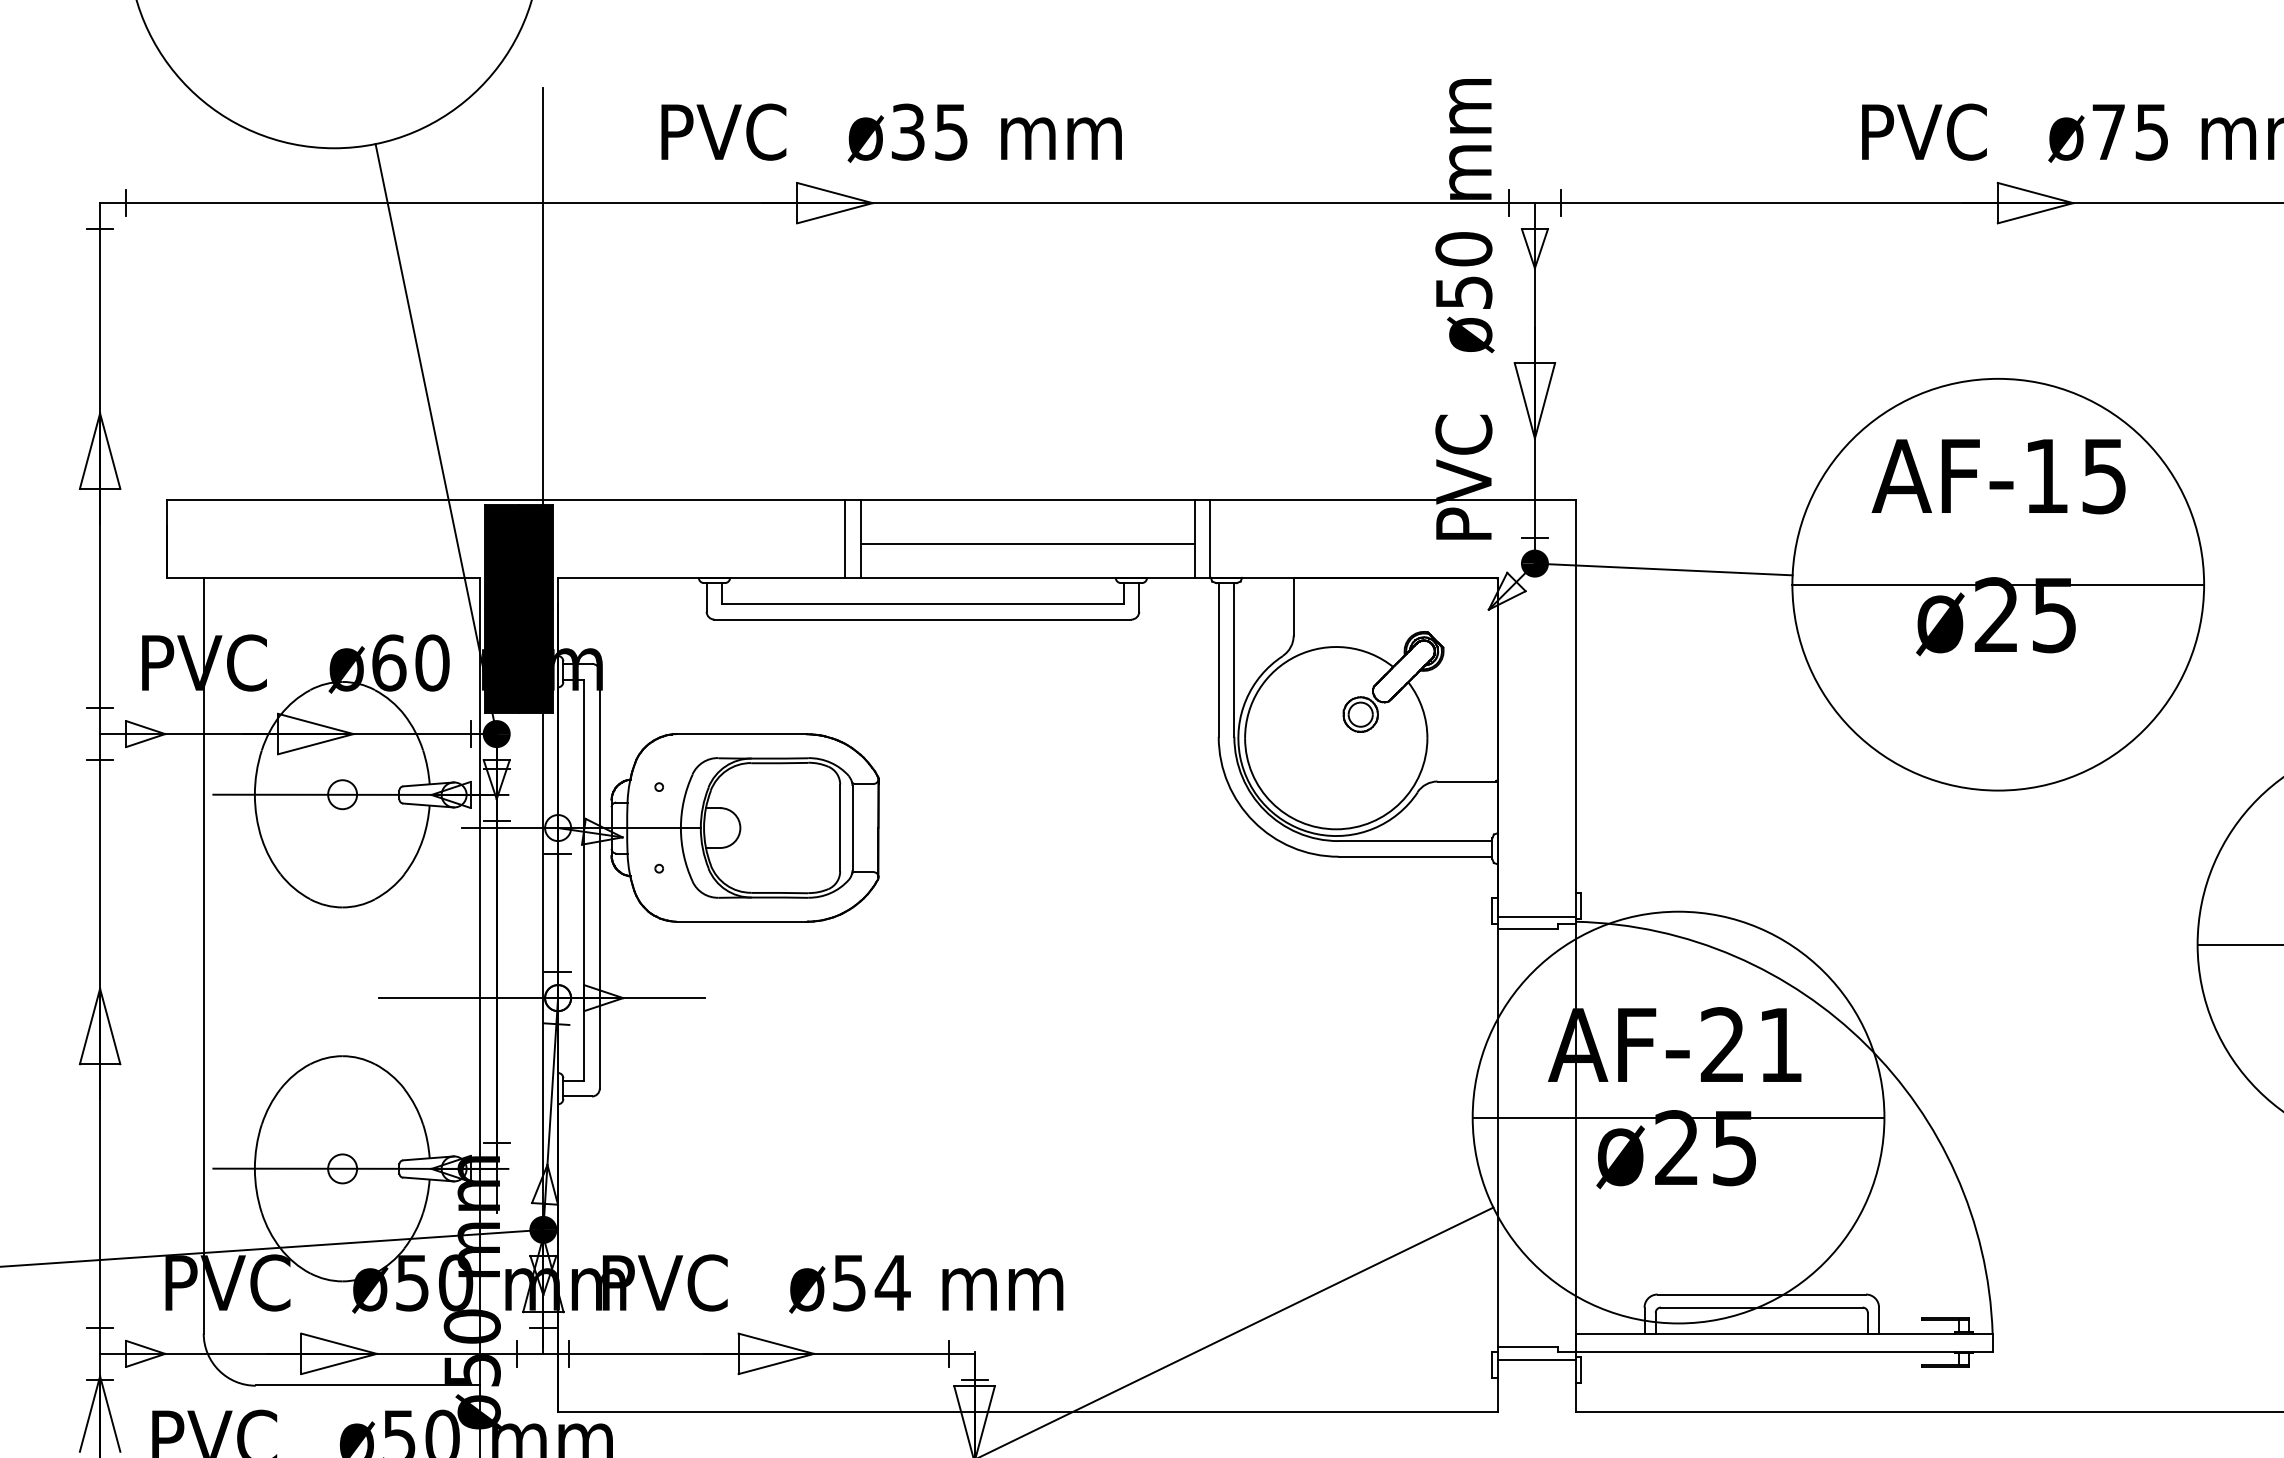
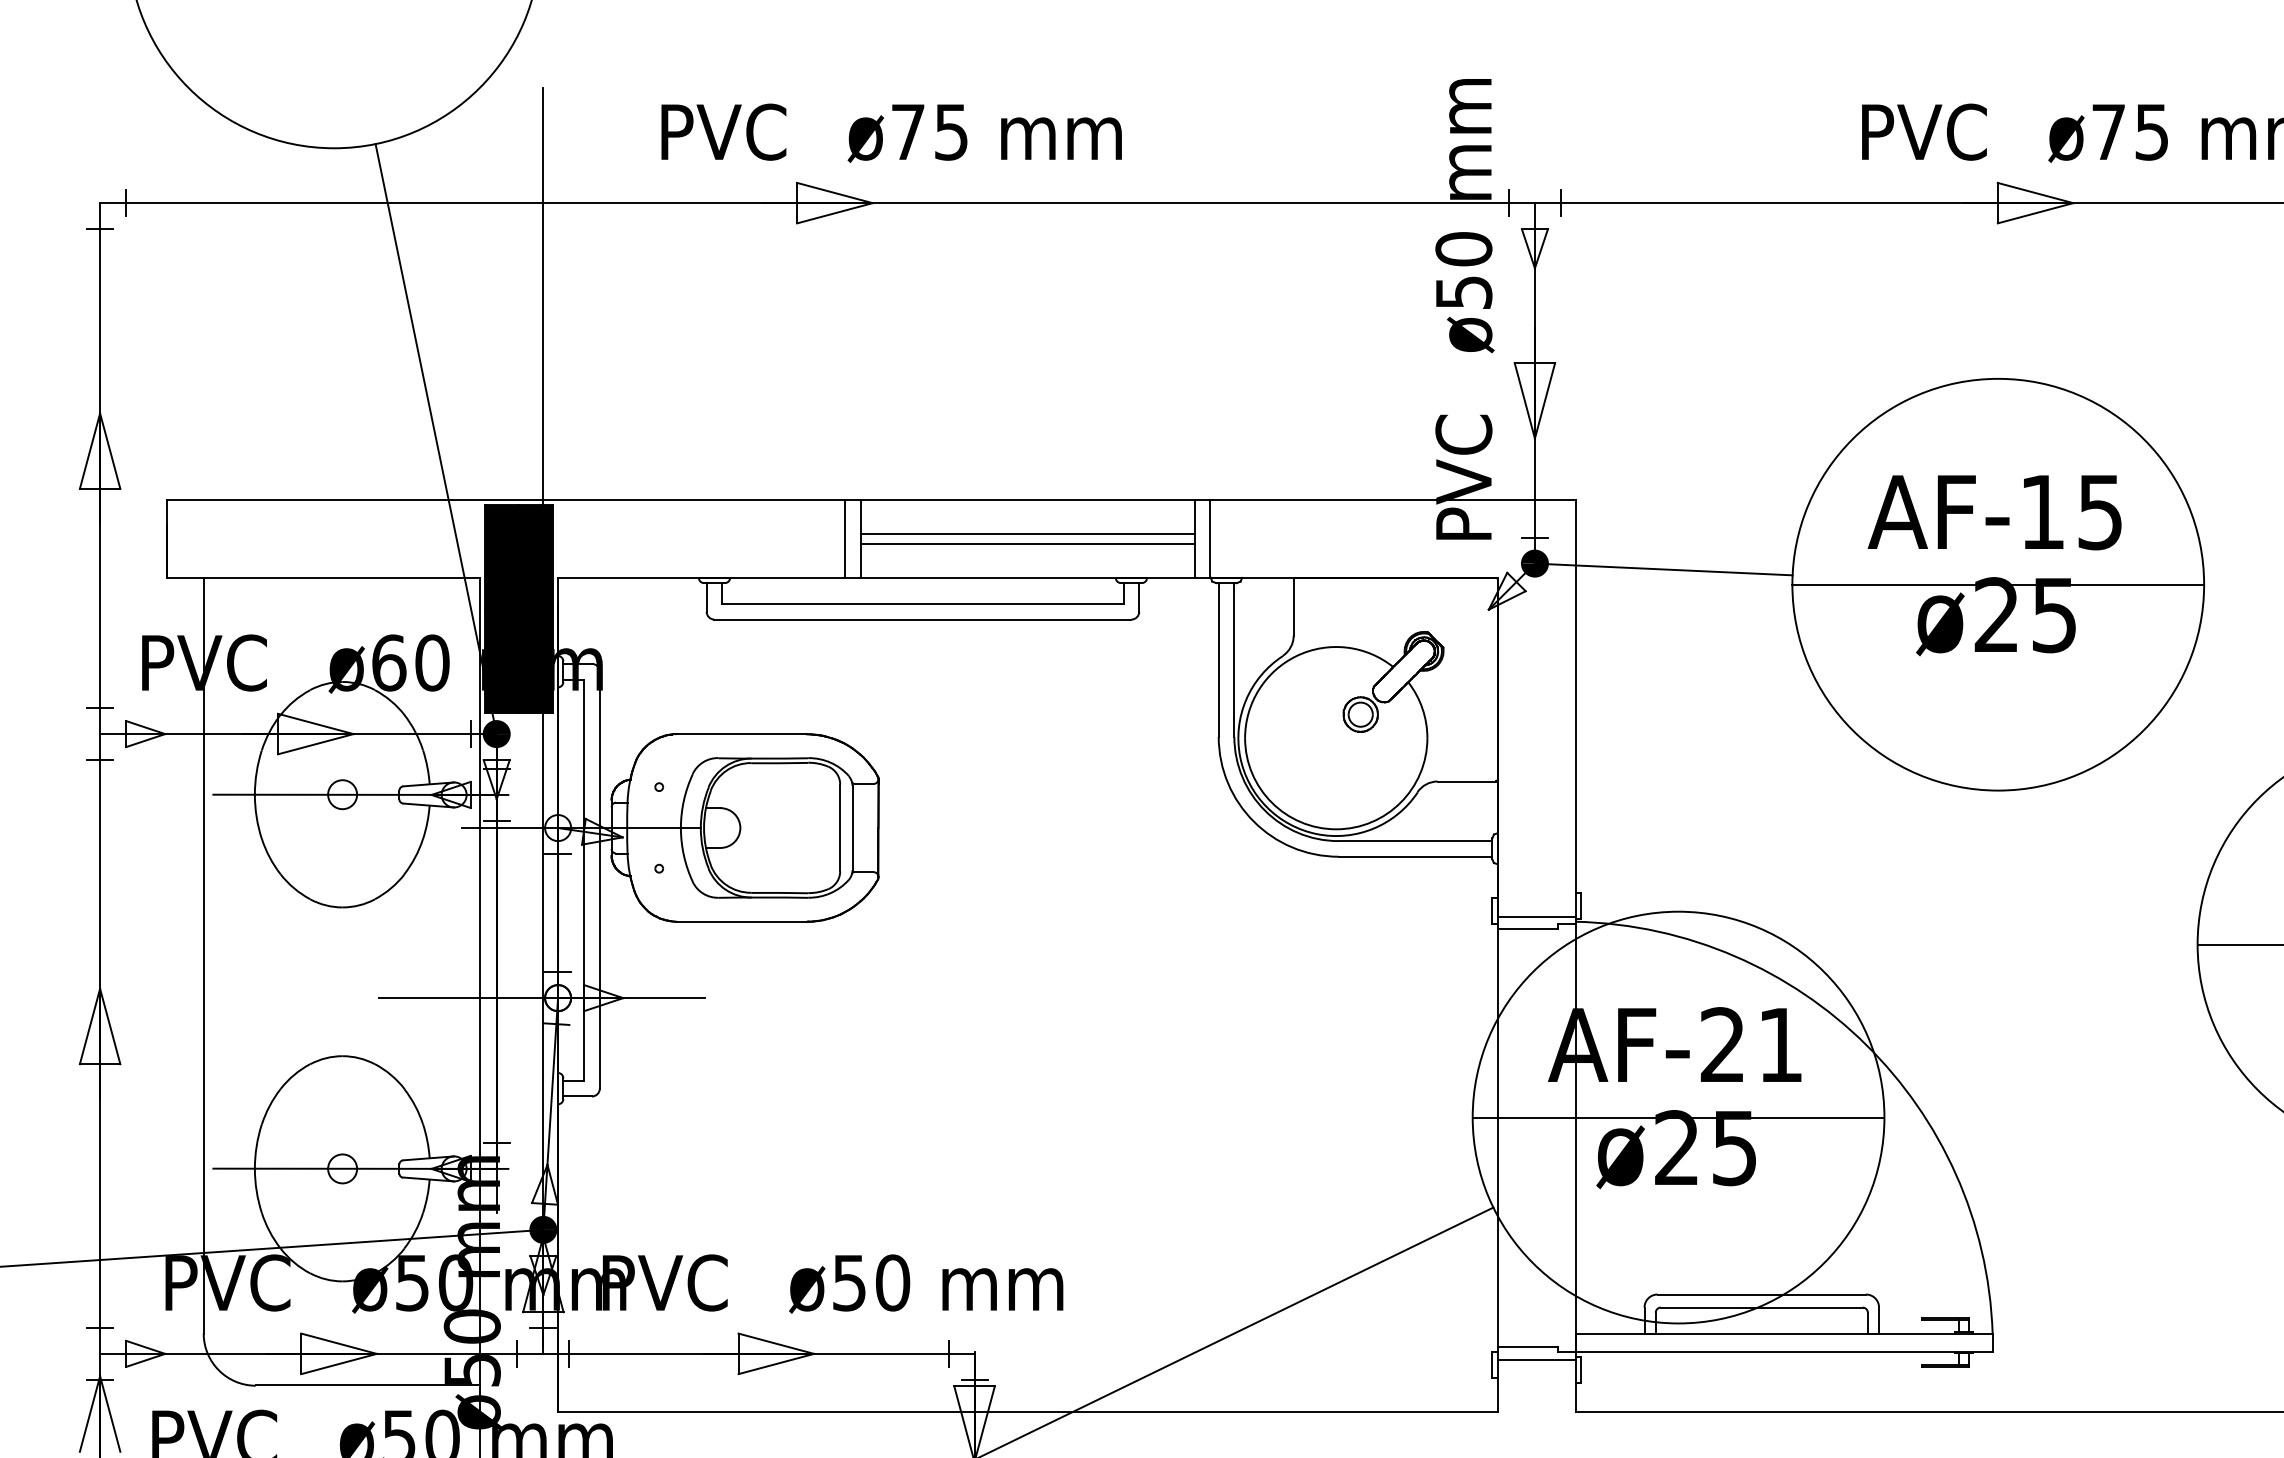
text: ø35 -> ø75 (907, 131)
text position: (1998, 476) -> (1994, 512) (1994, 512)
line: none -> present (1027, 533)
text: ø54 -> ø50 (892, 1282)
